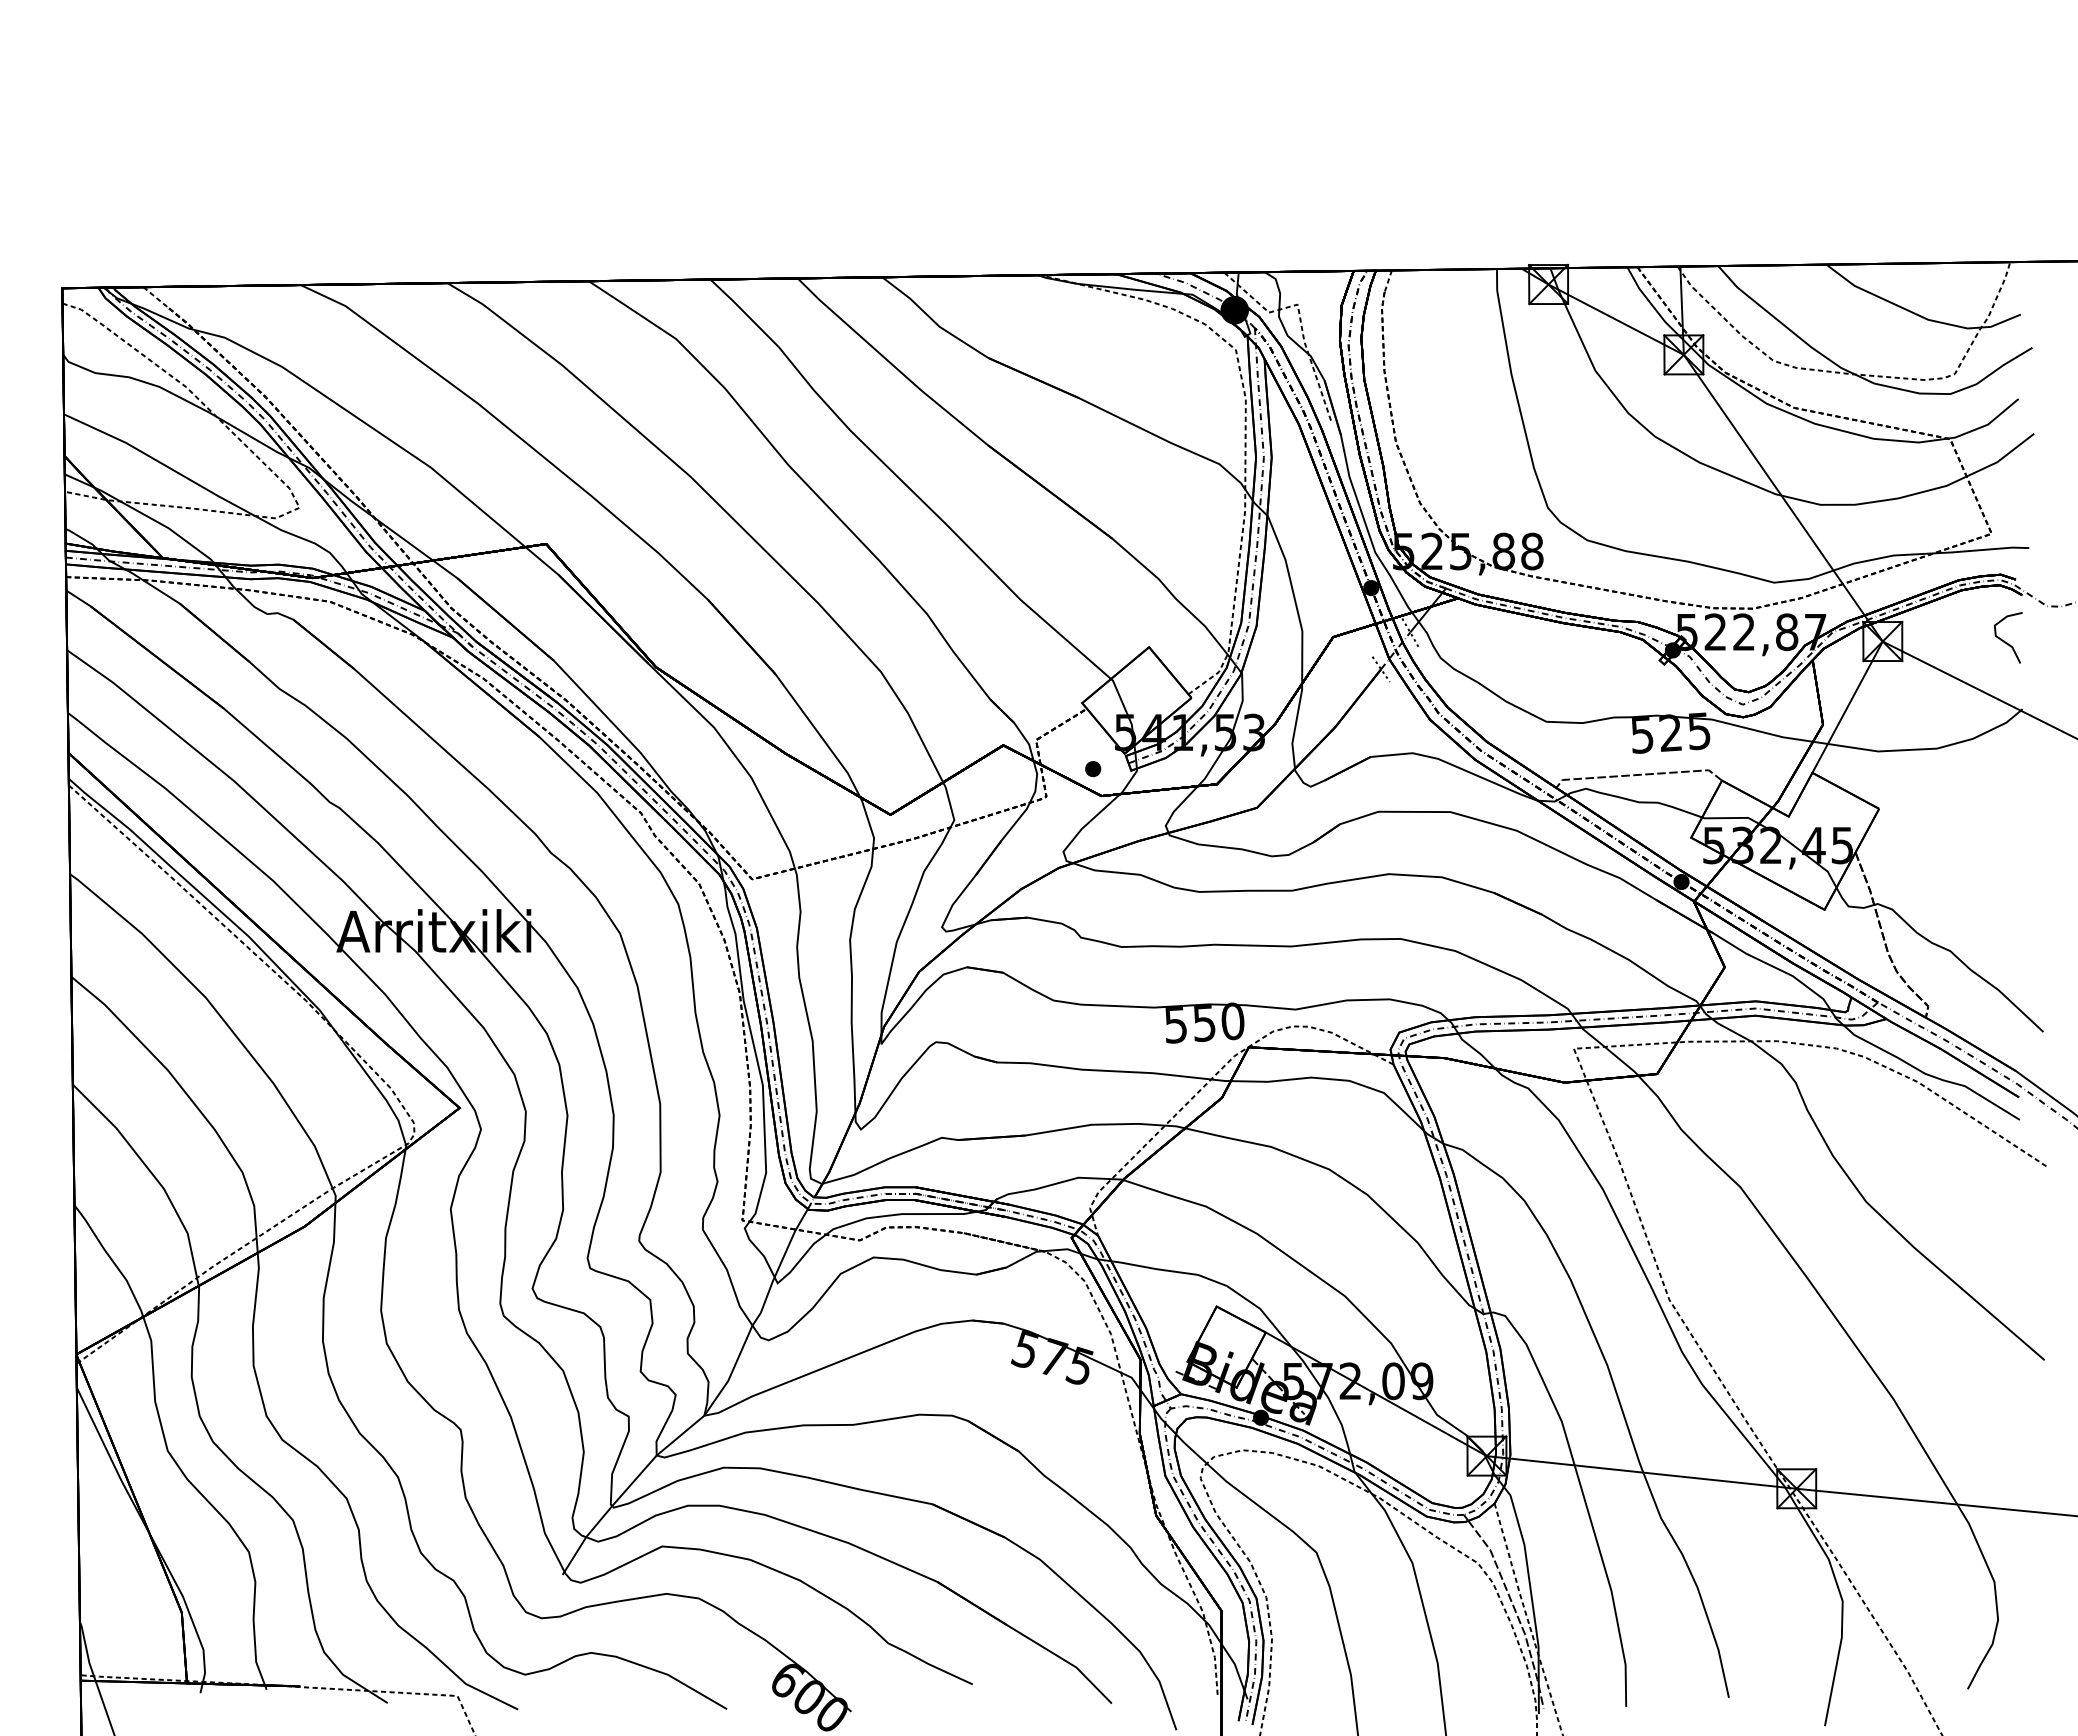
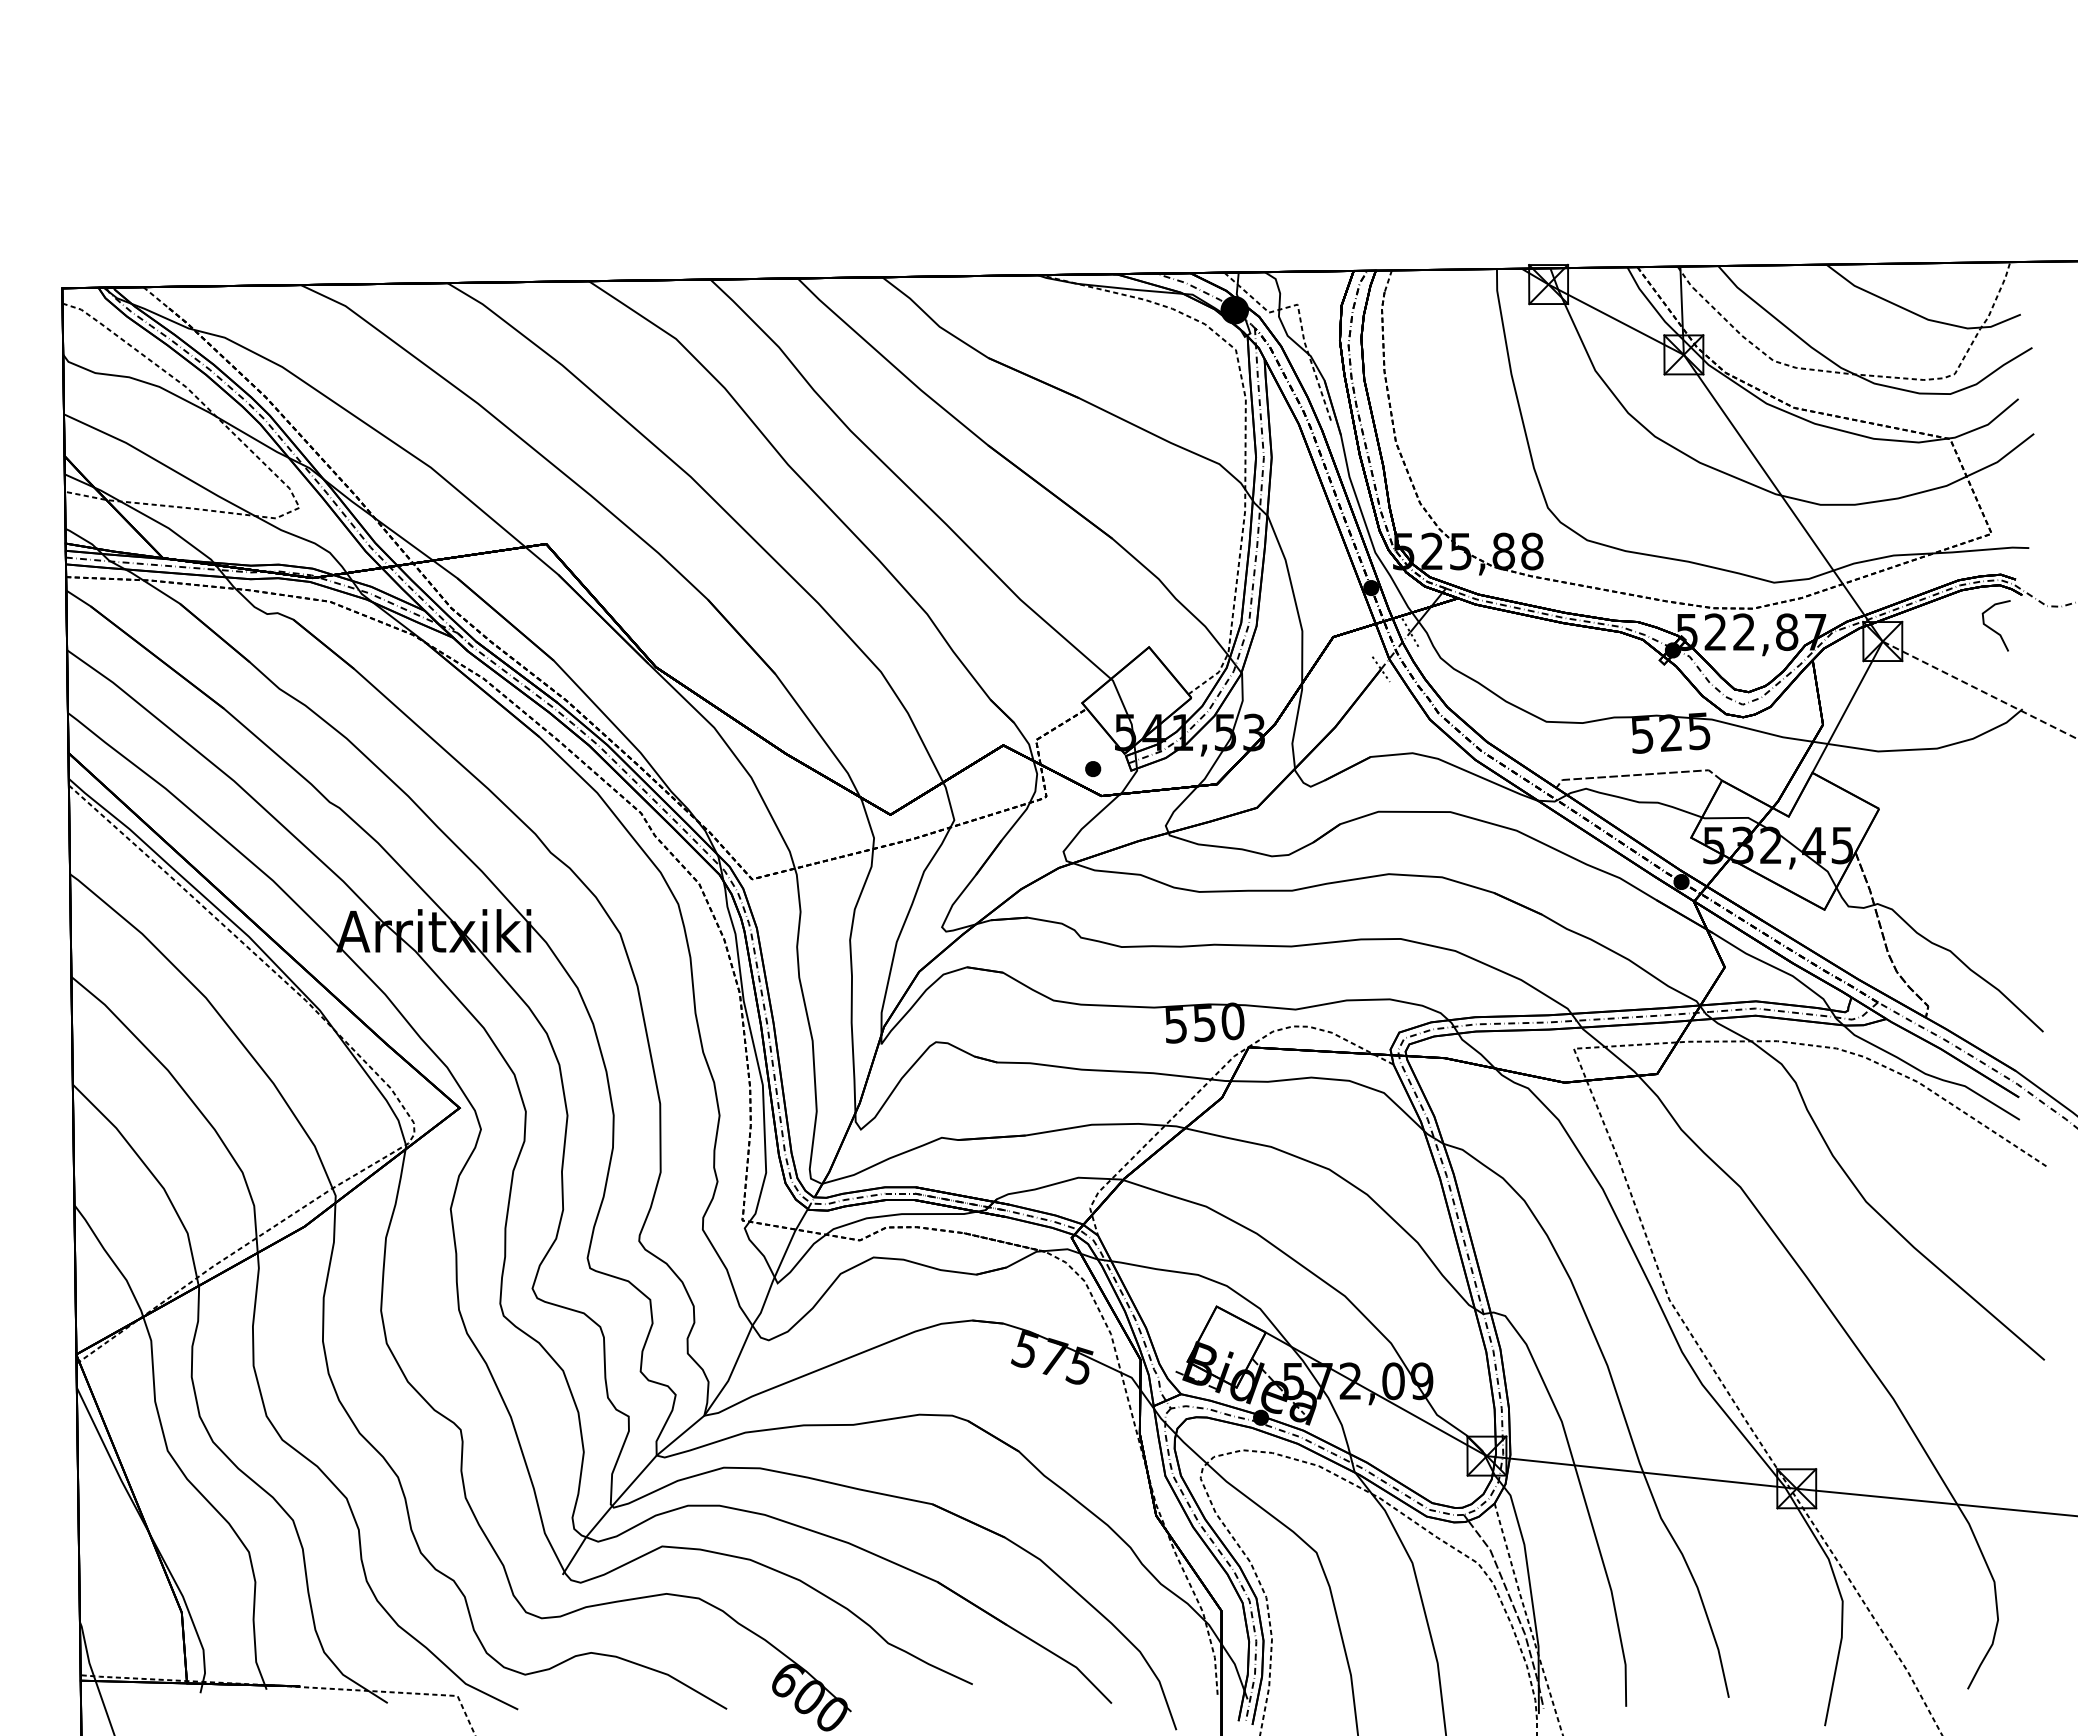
curve position: (2004, 640) -> (1992, 628) (1992, 628)
line: solid -> dashed (1980, 690)
